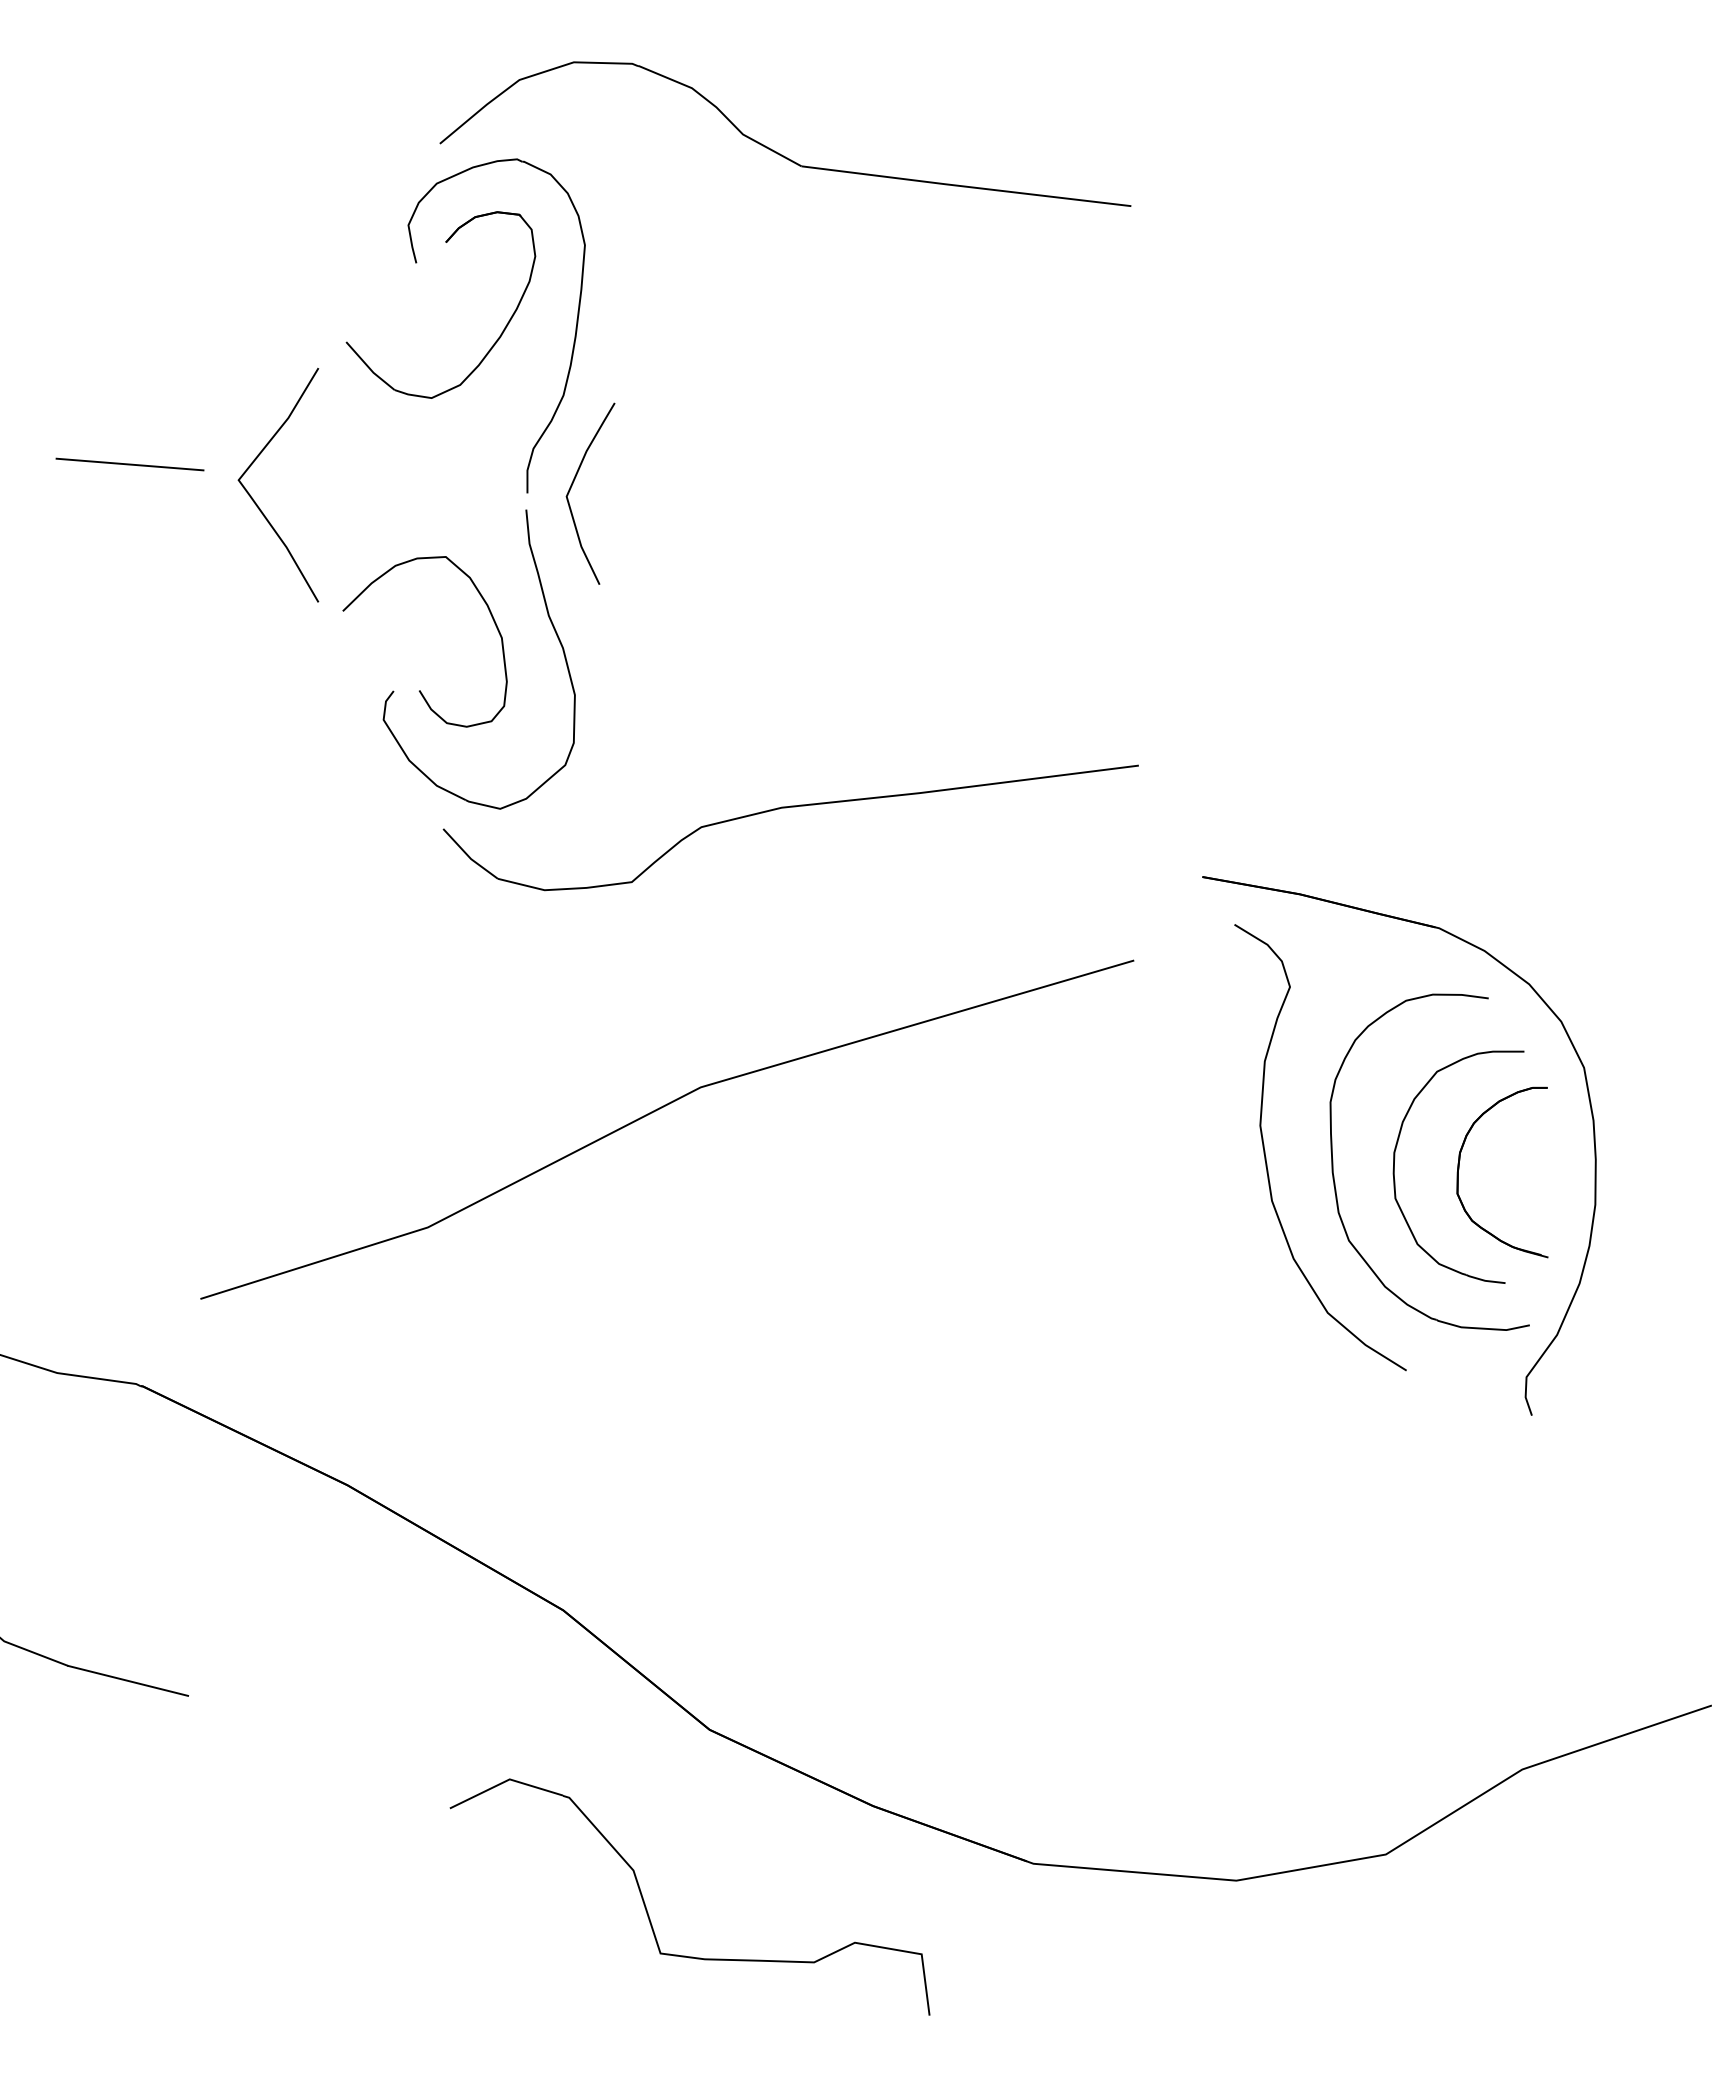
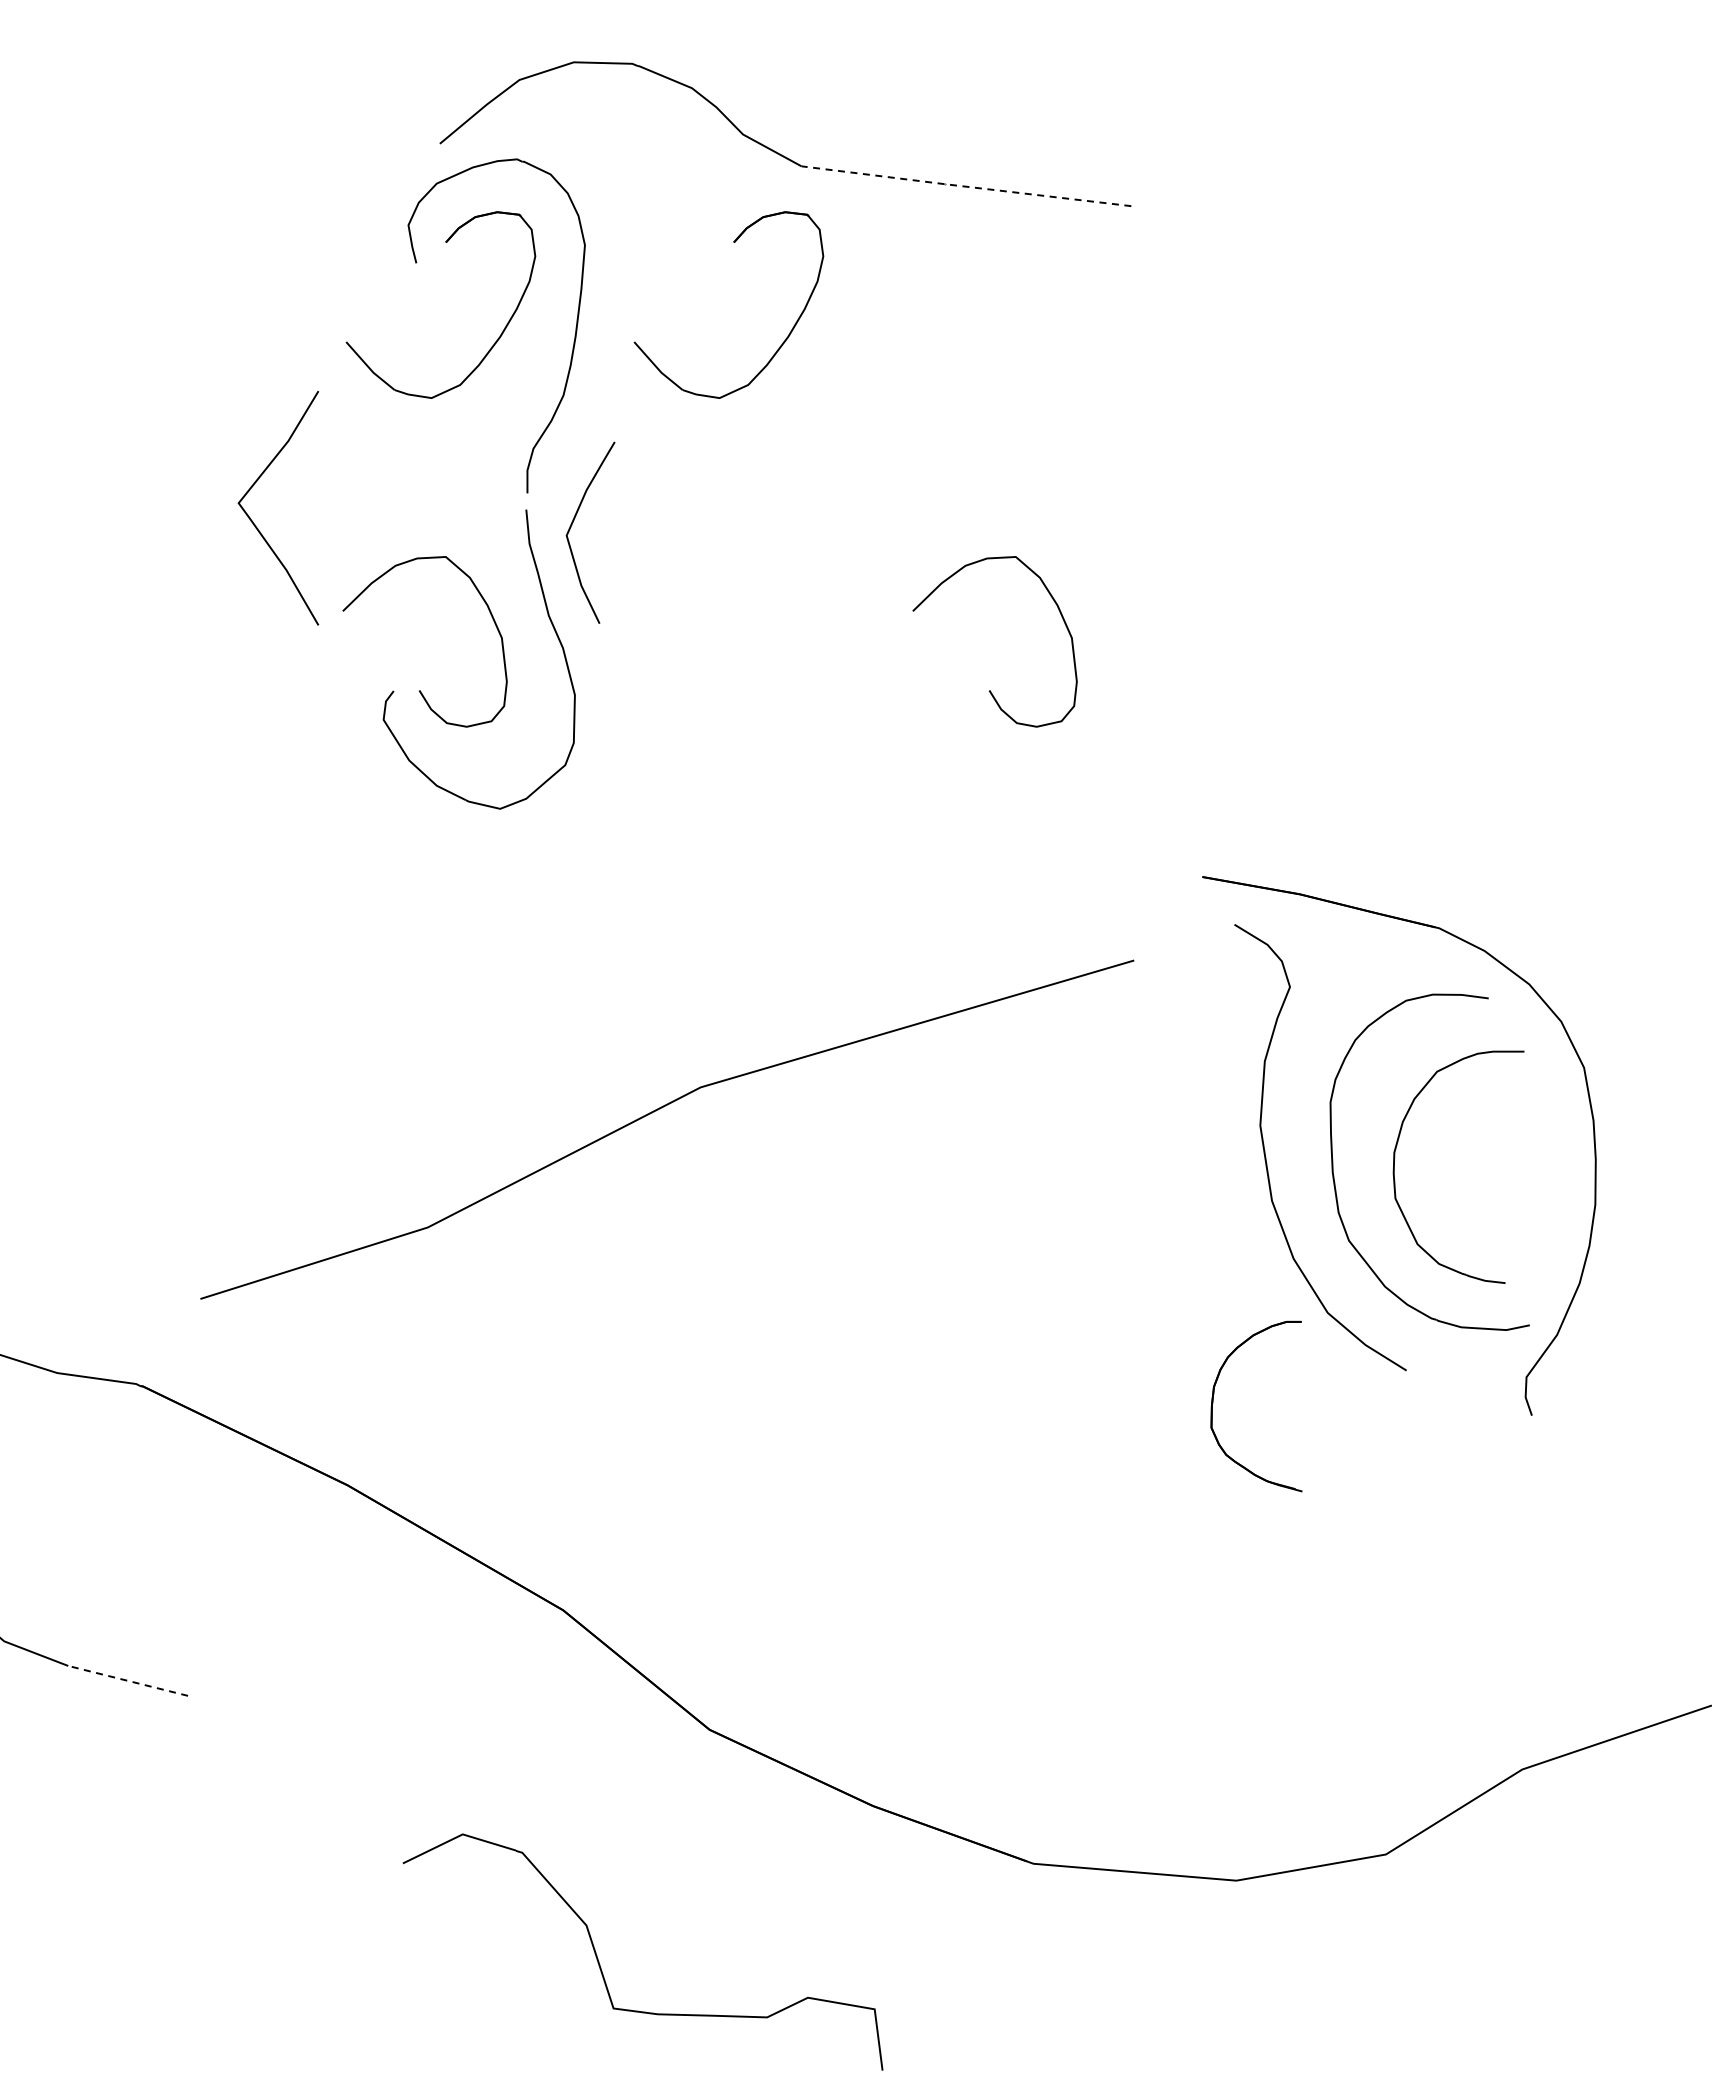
line: solid -> dashed (964, 186)
part: none -> present (733, 242)
line: present -> none (129, 464)
curve position: (572, 486) -> (572, 525) (572, 525)
curve position: (255, 501) -> (255, 524) (255, 524)
curve: none -> present (990, 690)
part: present -> none (786, 808)
part position: (1459, 1169) -> (1213, 1403) (1213, 1403)
line: solid -> dashed (128, 1680)
part position: (647, 1909) -> (600, 1964) (600, 1964)
